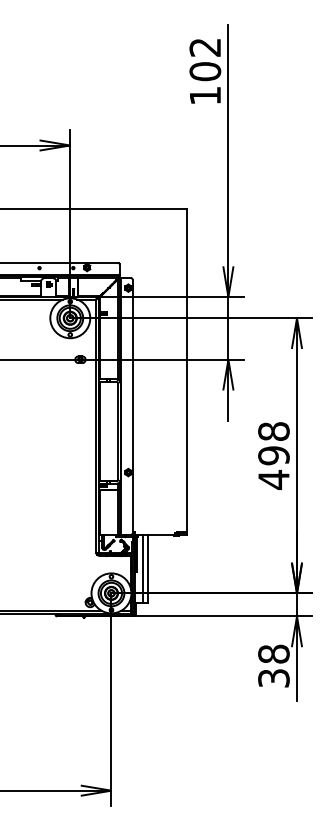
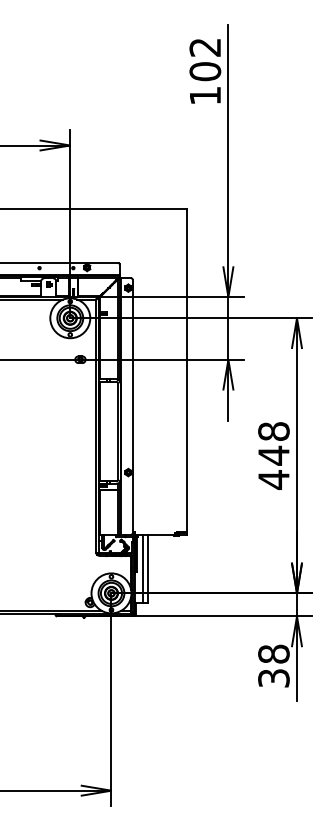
text: 498 -> 448 (273, 455)
